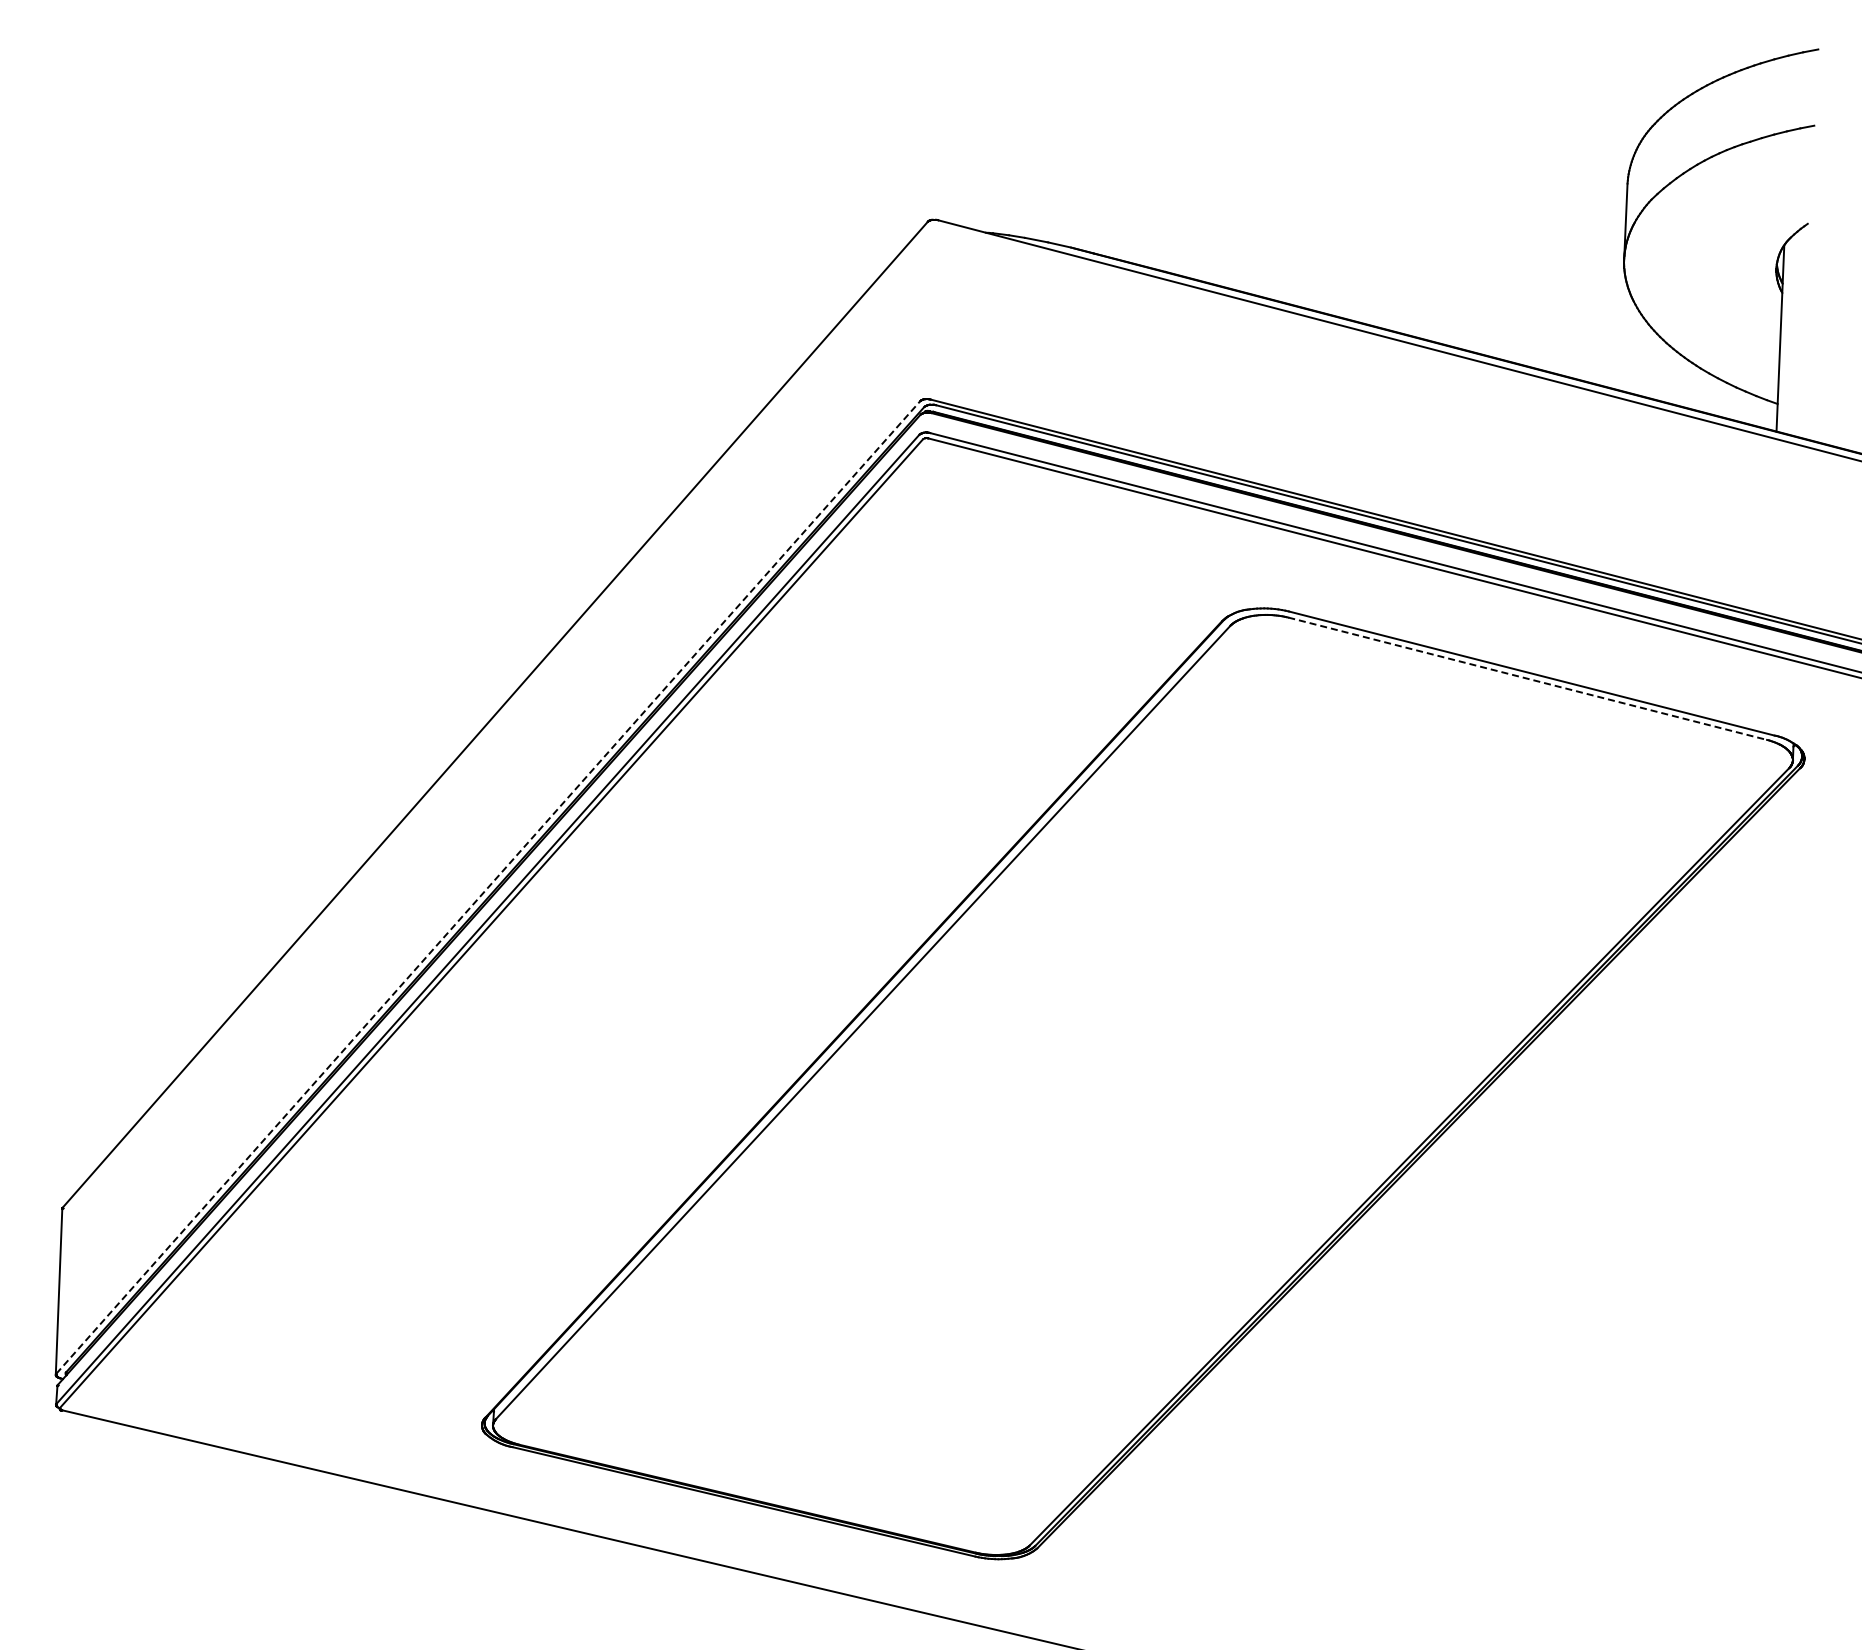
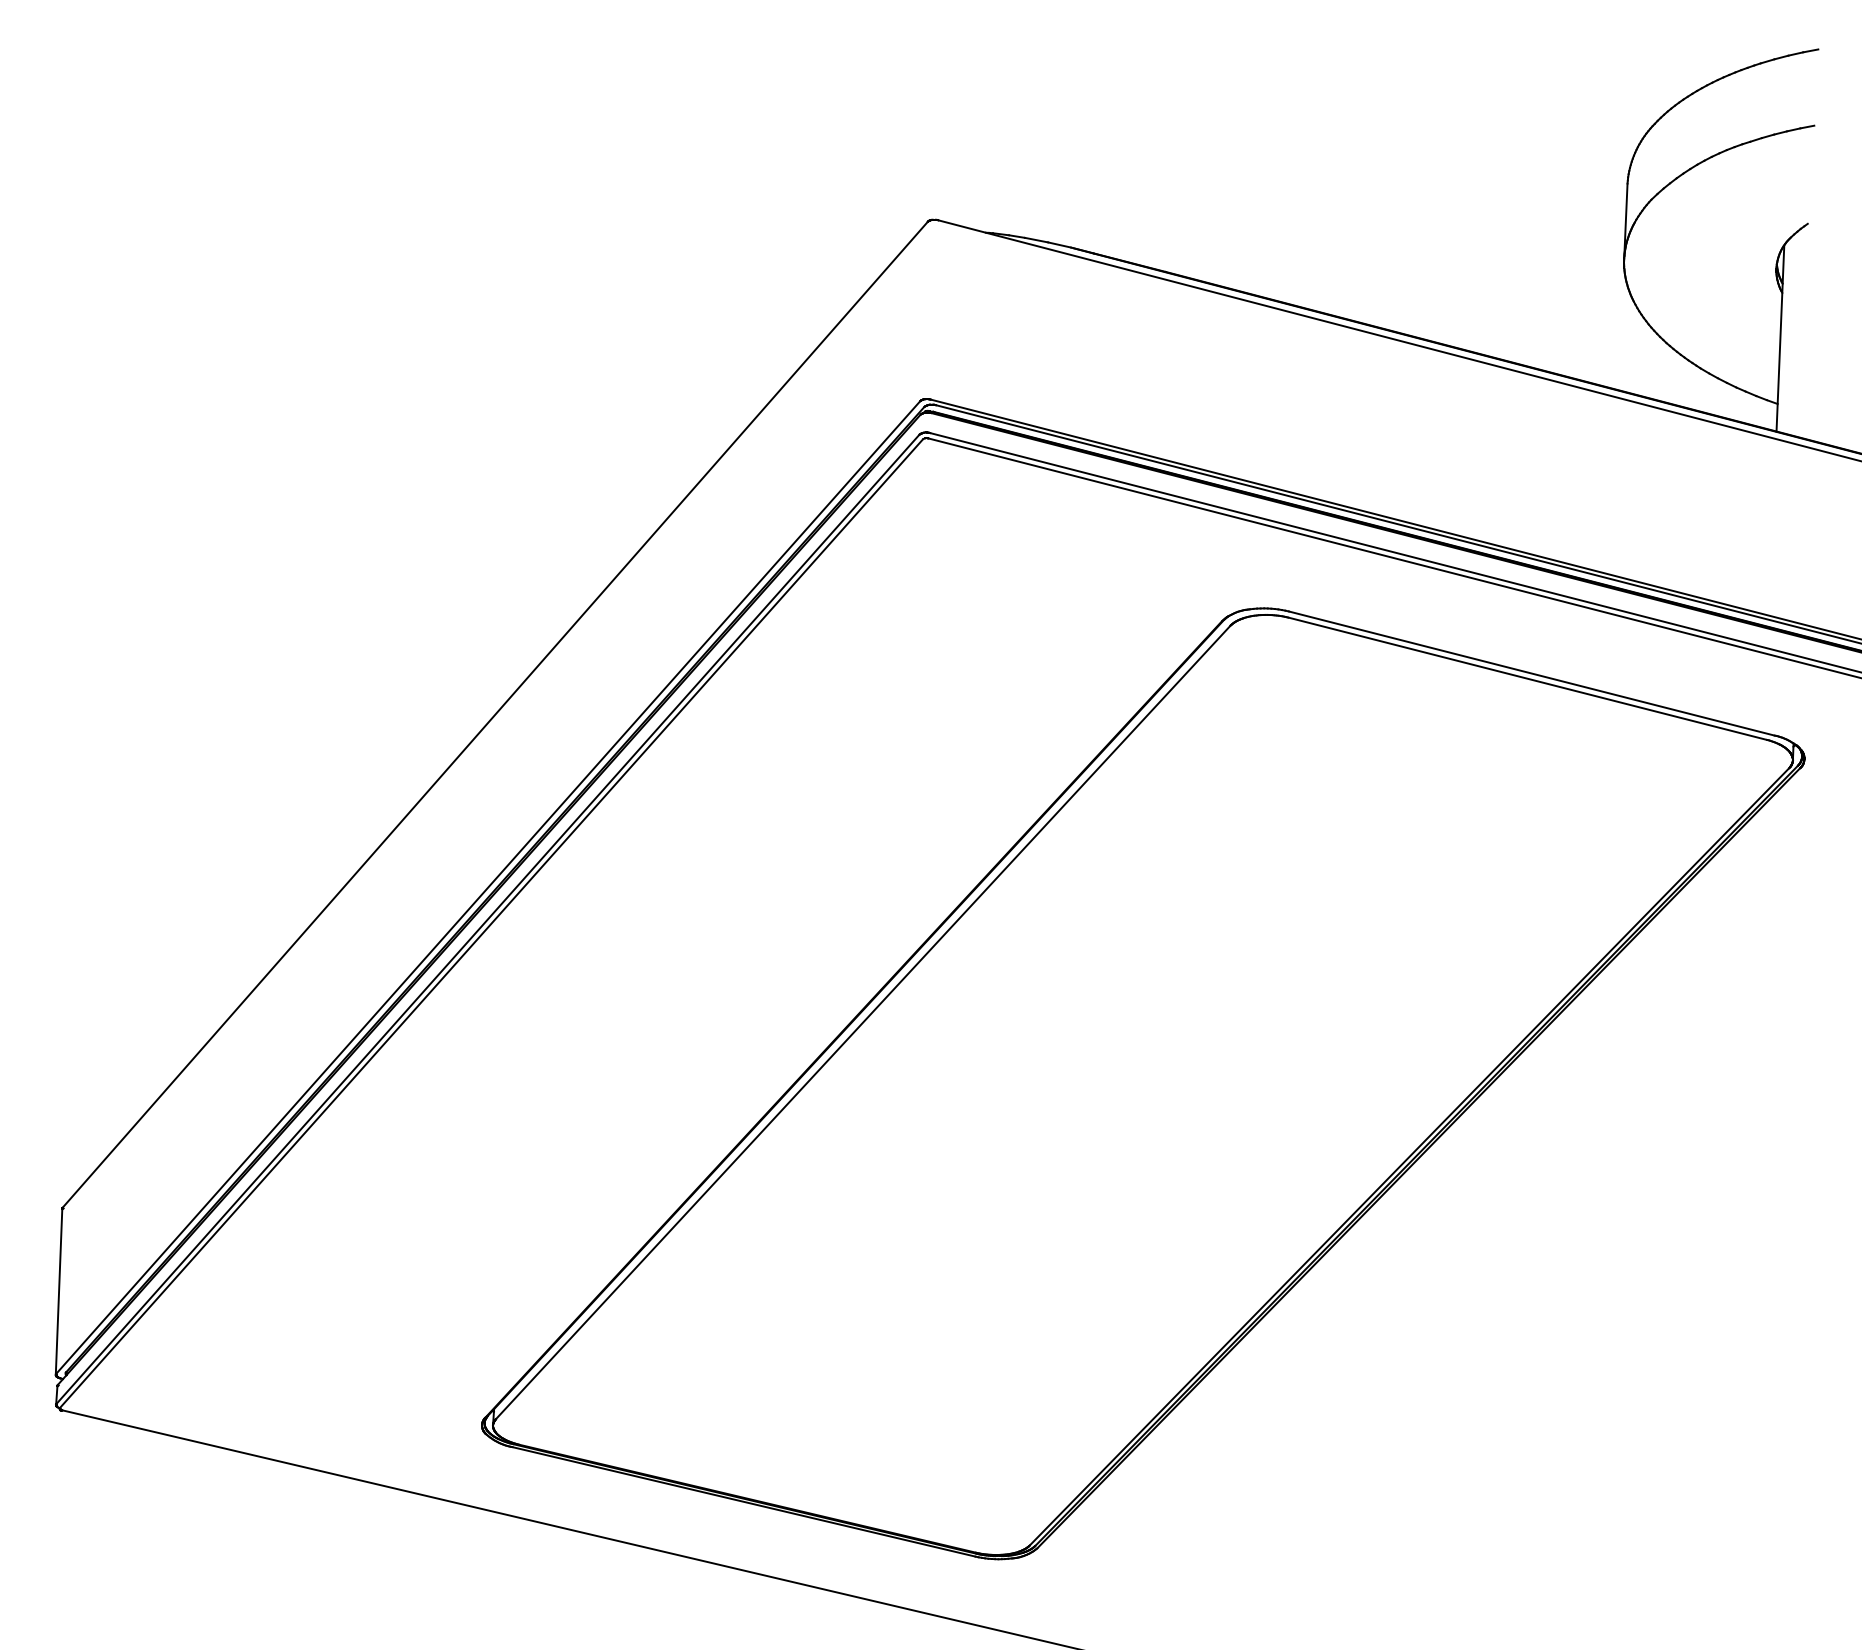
line: dashed -> solid (1528, 678)
line: dashed -> solid (488, 887)
